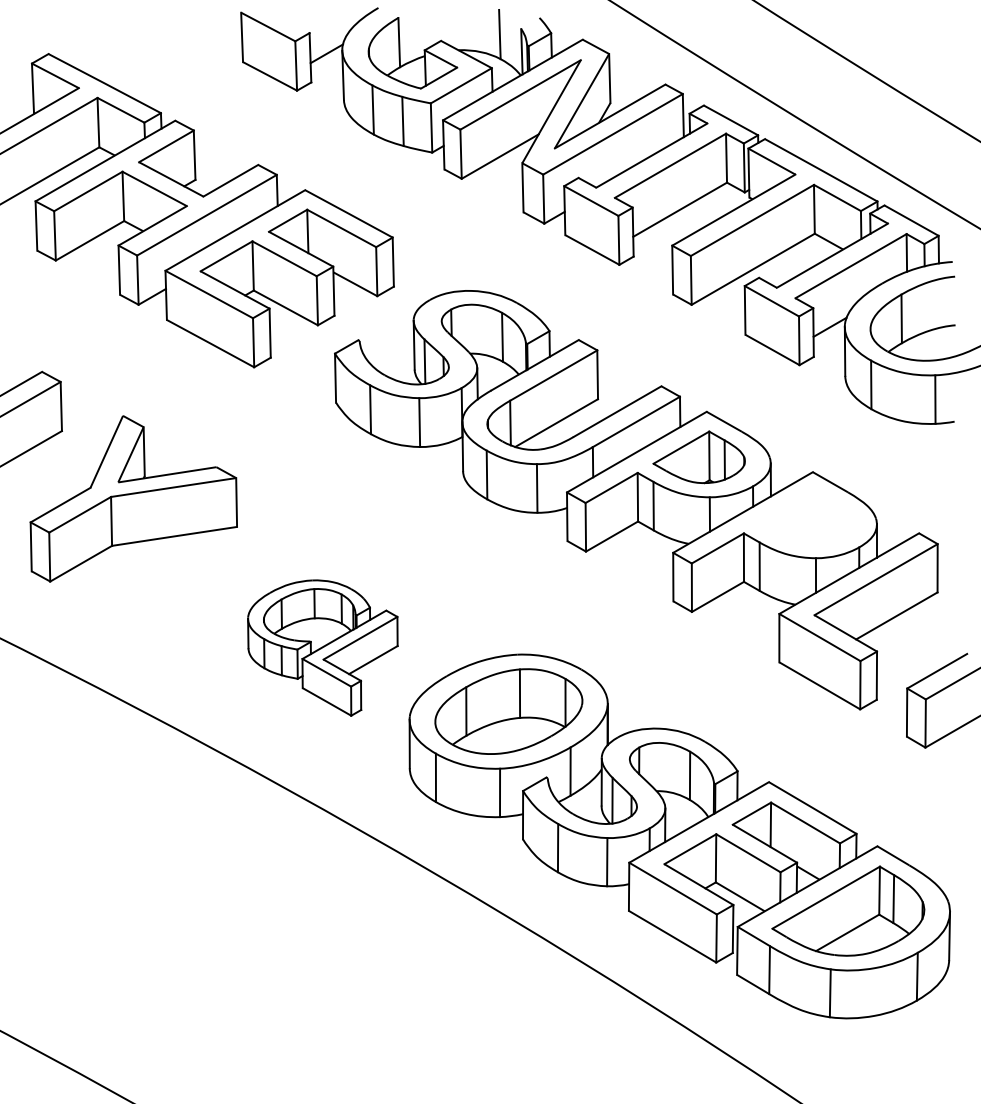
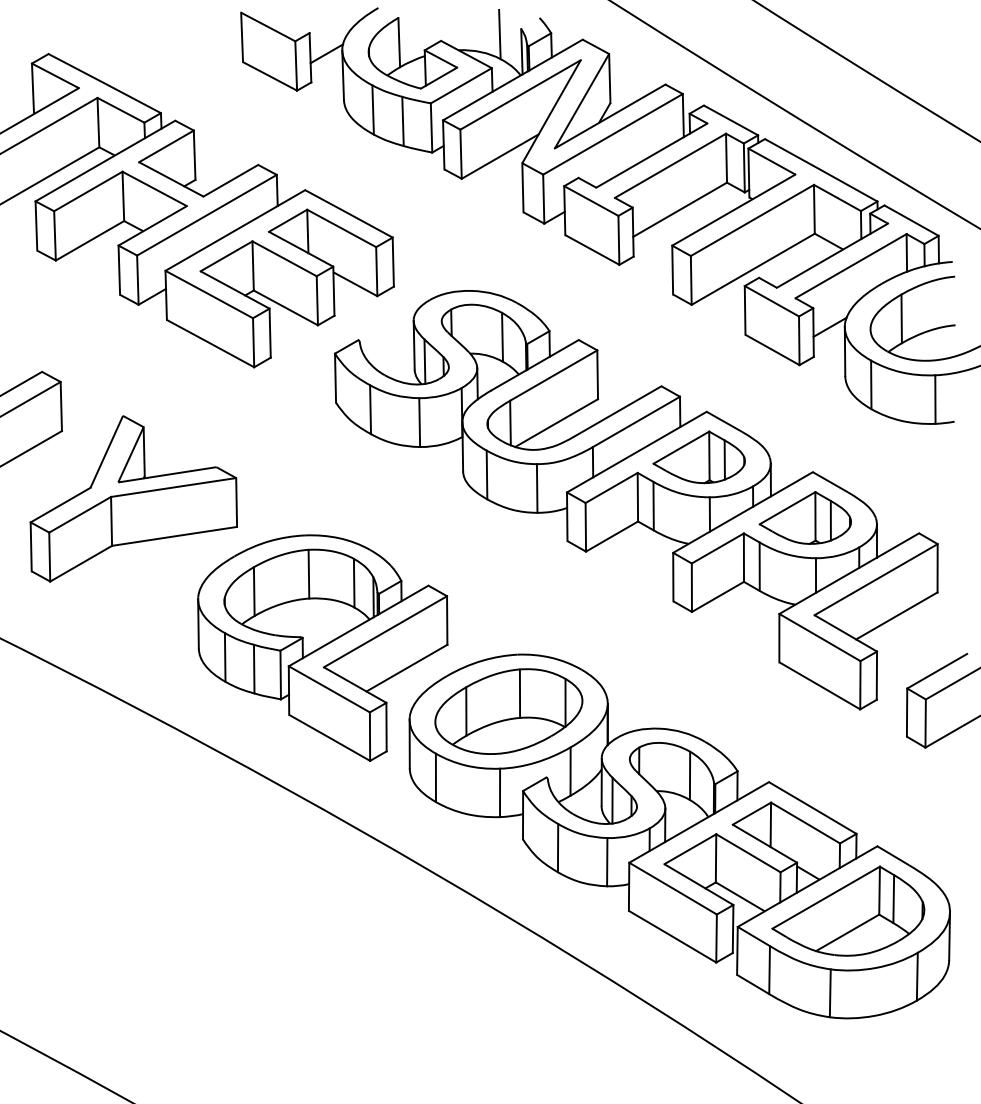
part: none -> present (804, 517)
part size: 152x138 px -> 252x228 px (322, 647)
